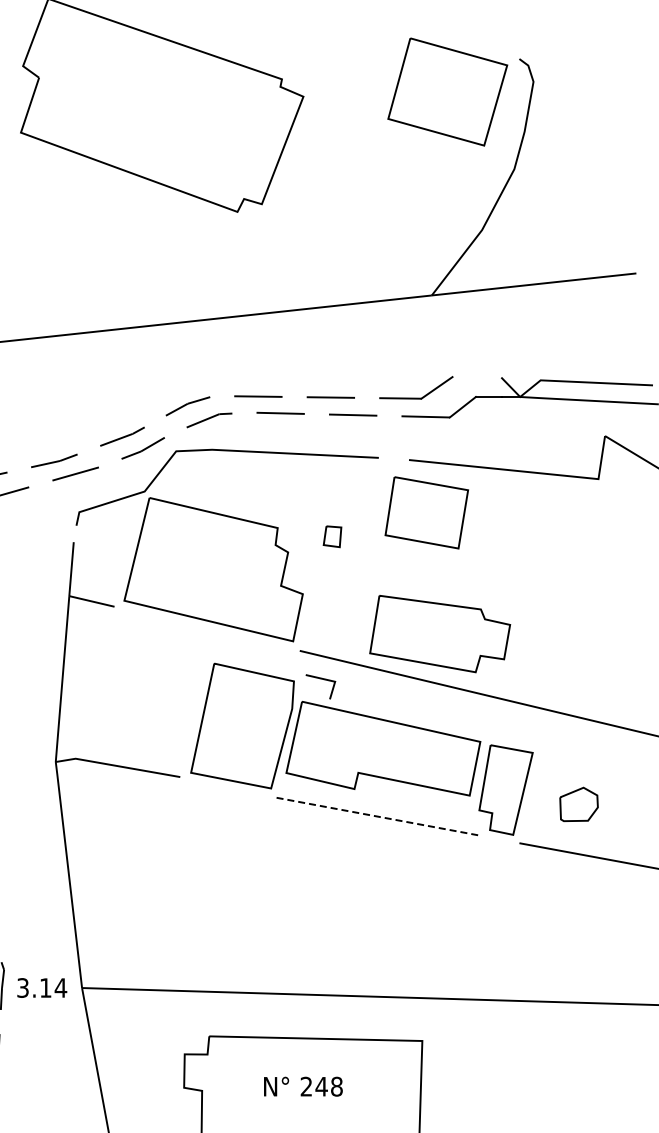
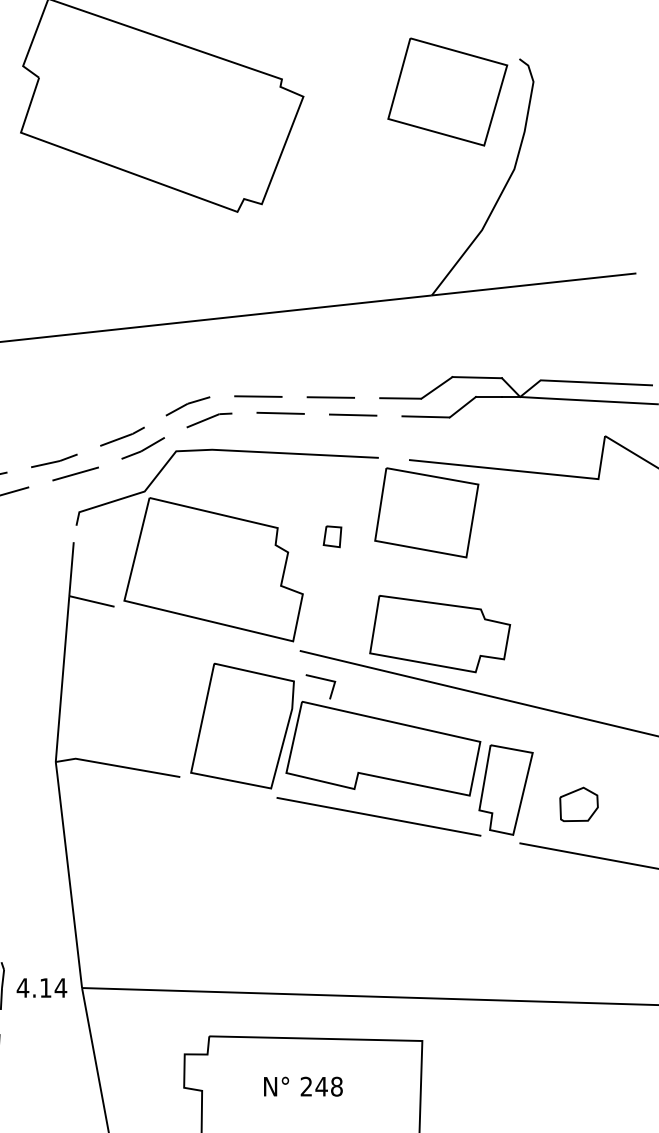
line: none -> present (477, 377)
part size: 85x74 px -> 106x92 px (426, 512)
line: dashed -> solid (379, 816)
text: 3.14 -> 4.14 (22, 987)
